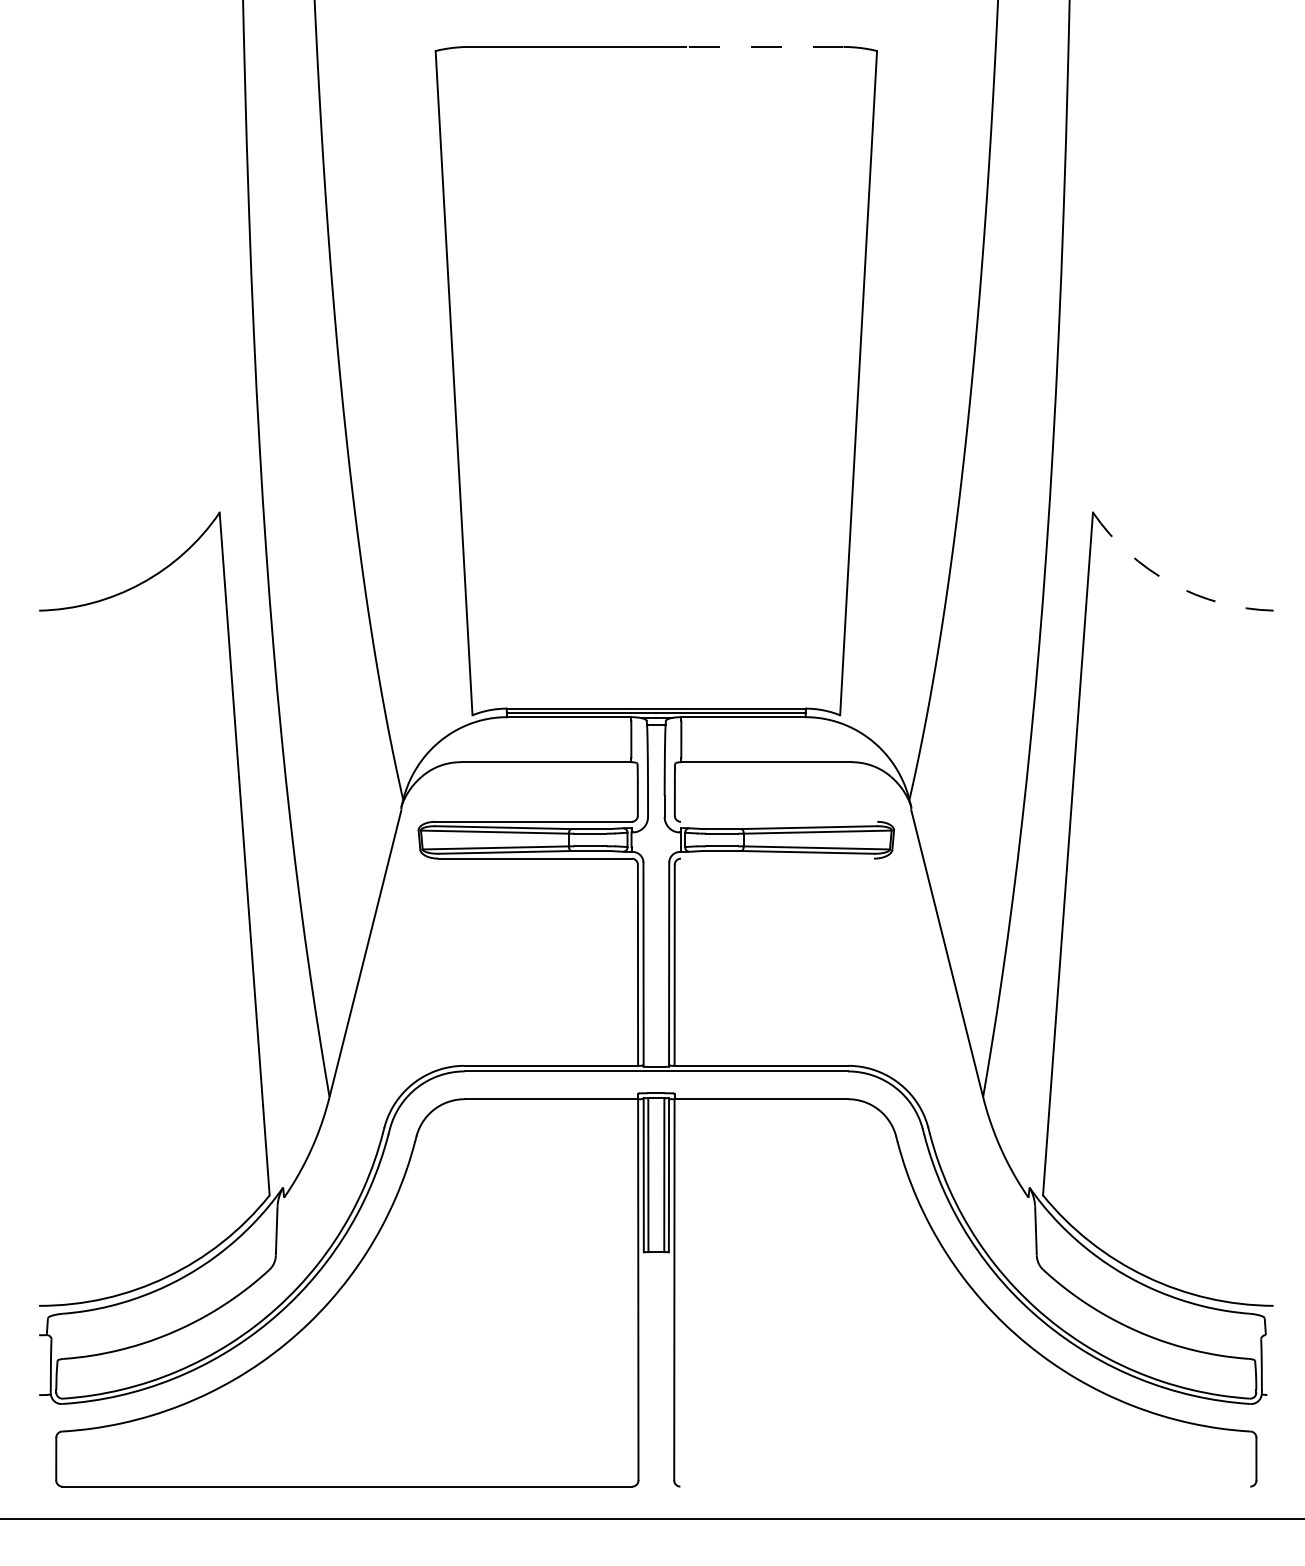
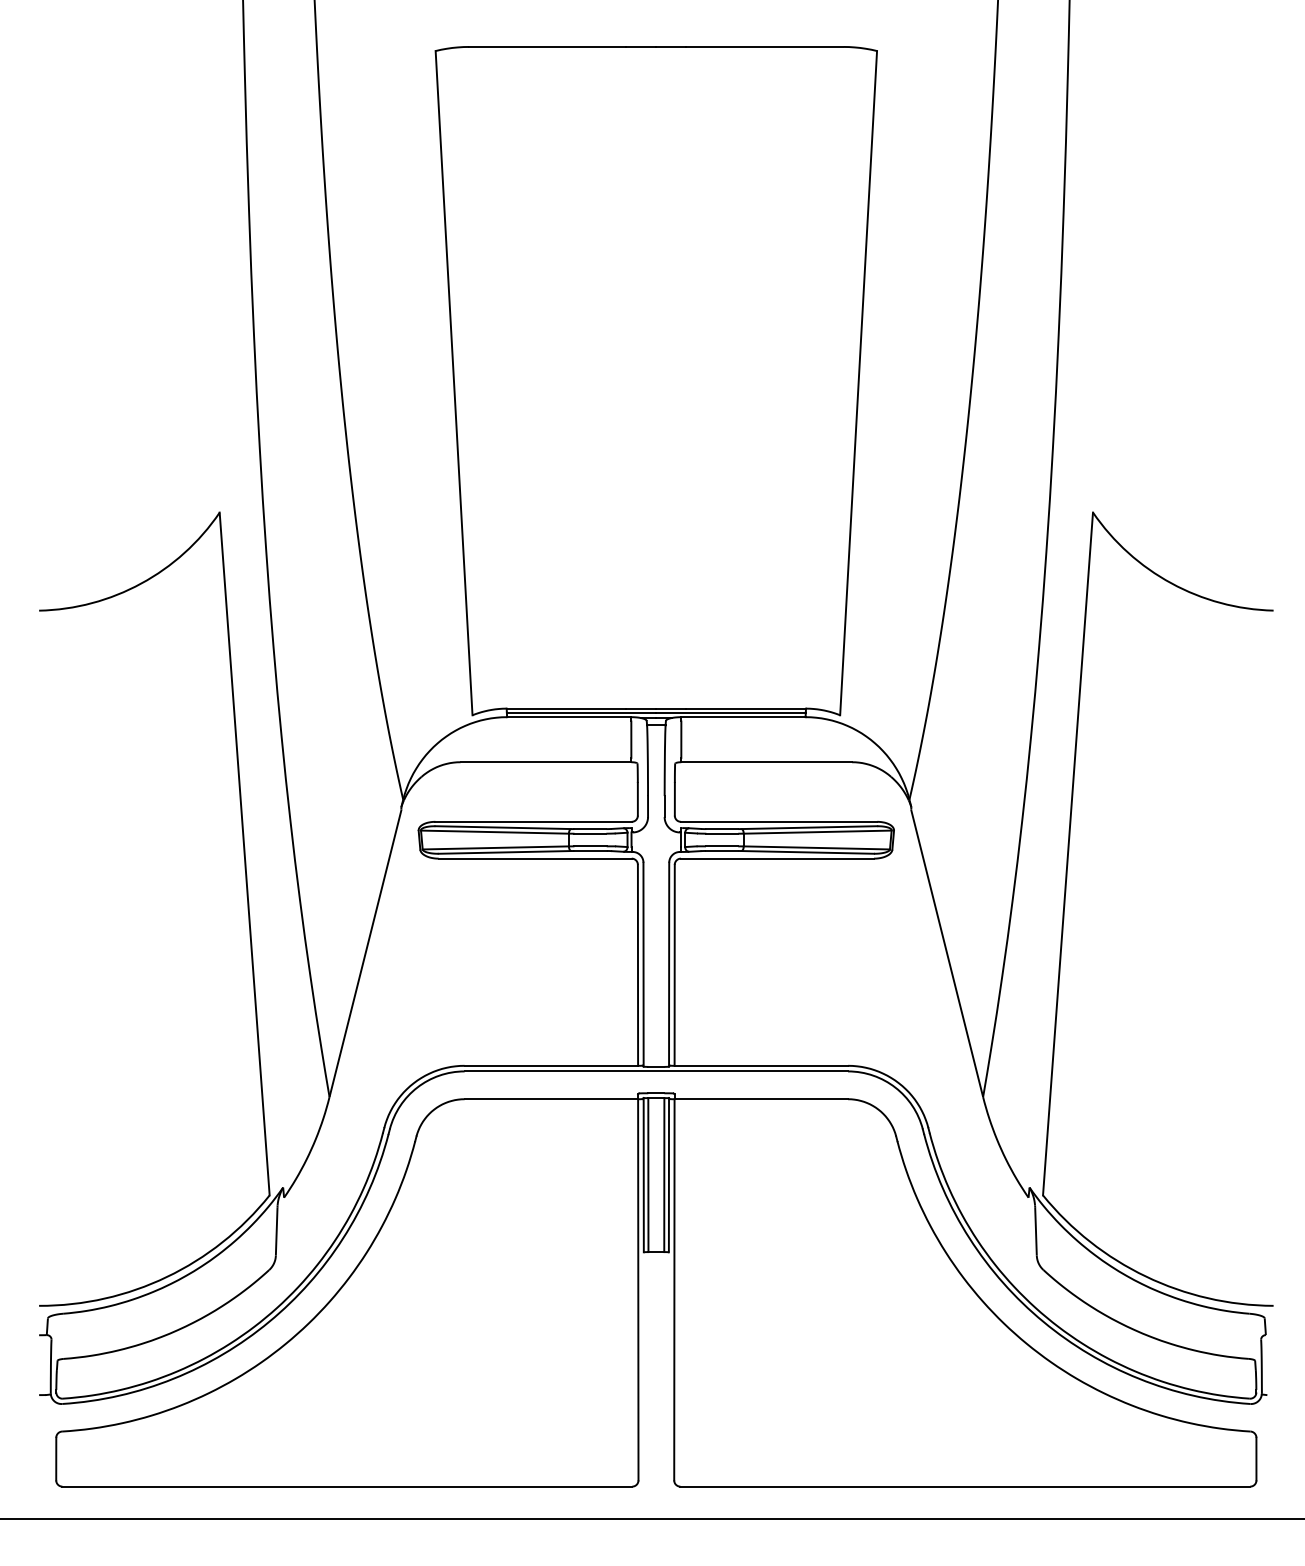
line: dashed -> solid (764, 46)
arc: dashed -> solid (1171, 583)
line: none -> present (778, 821)
line: none -> present (777, 858)
line: none -> present (965, 1486)
